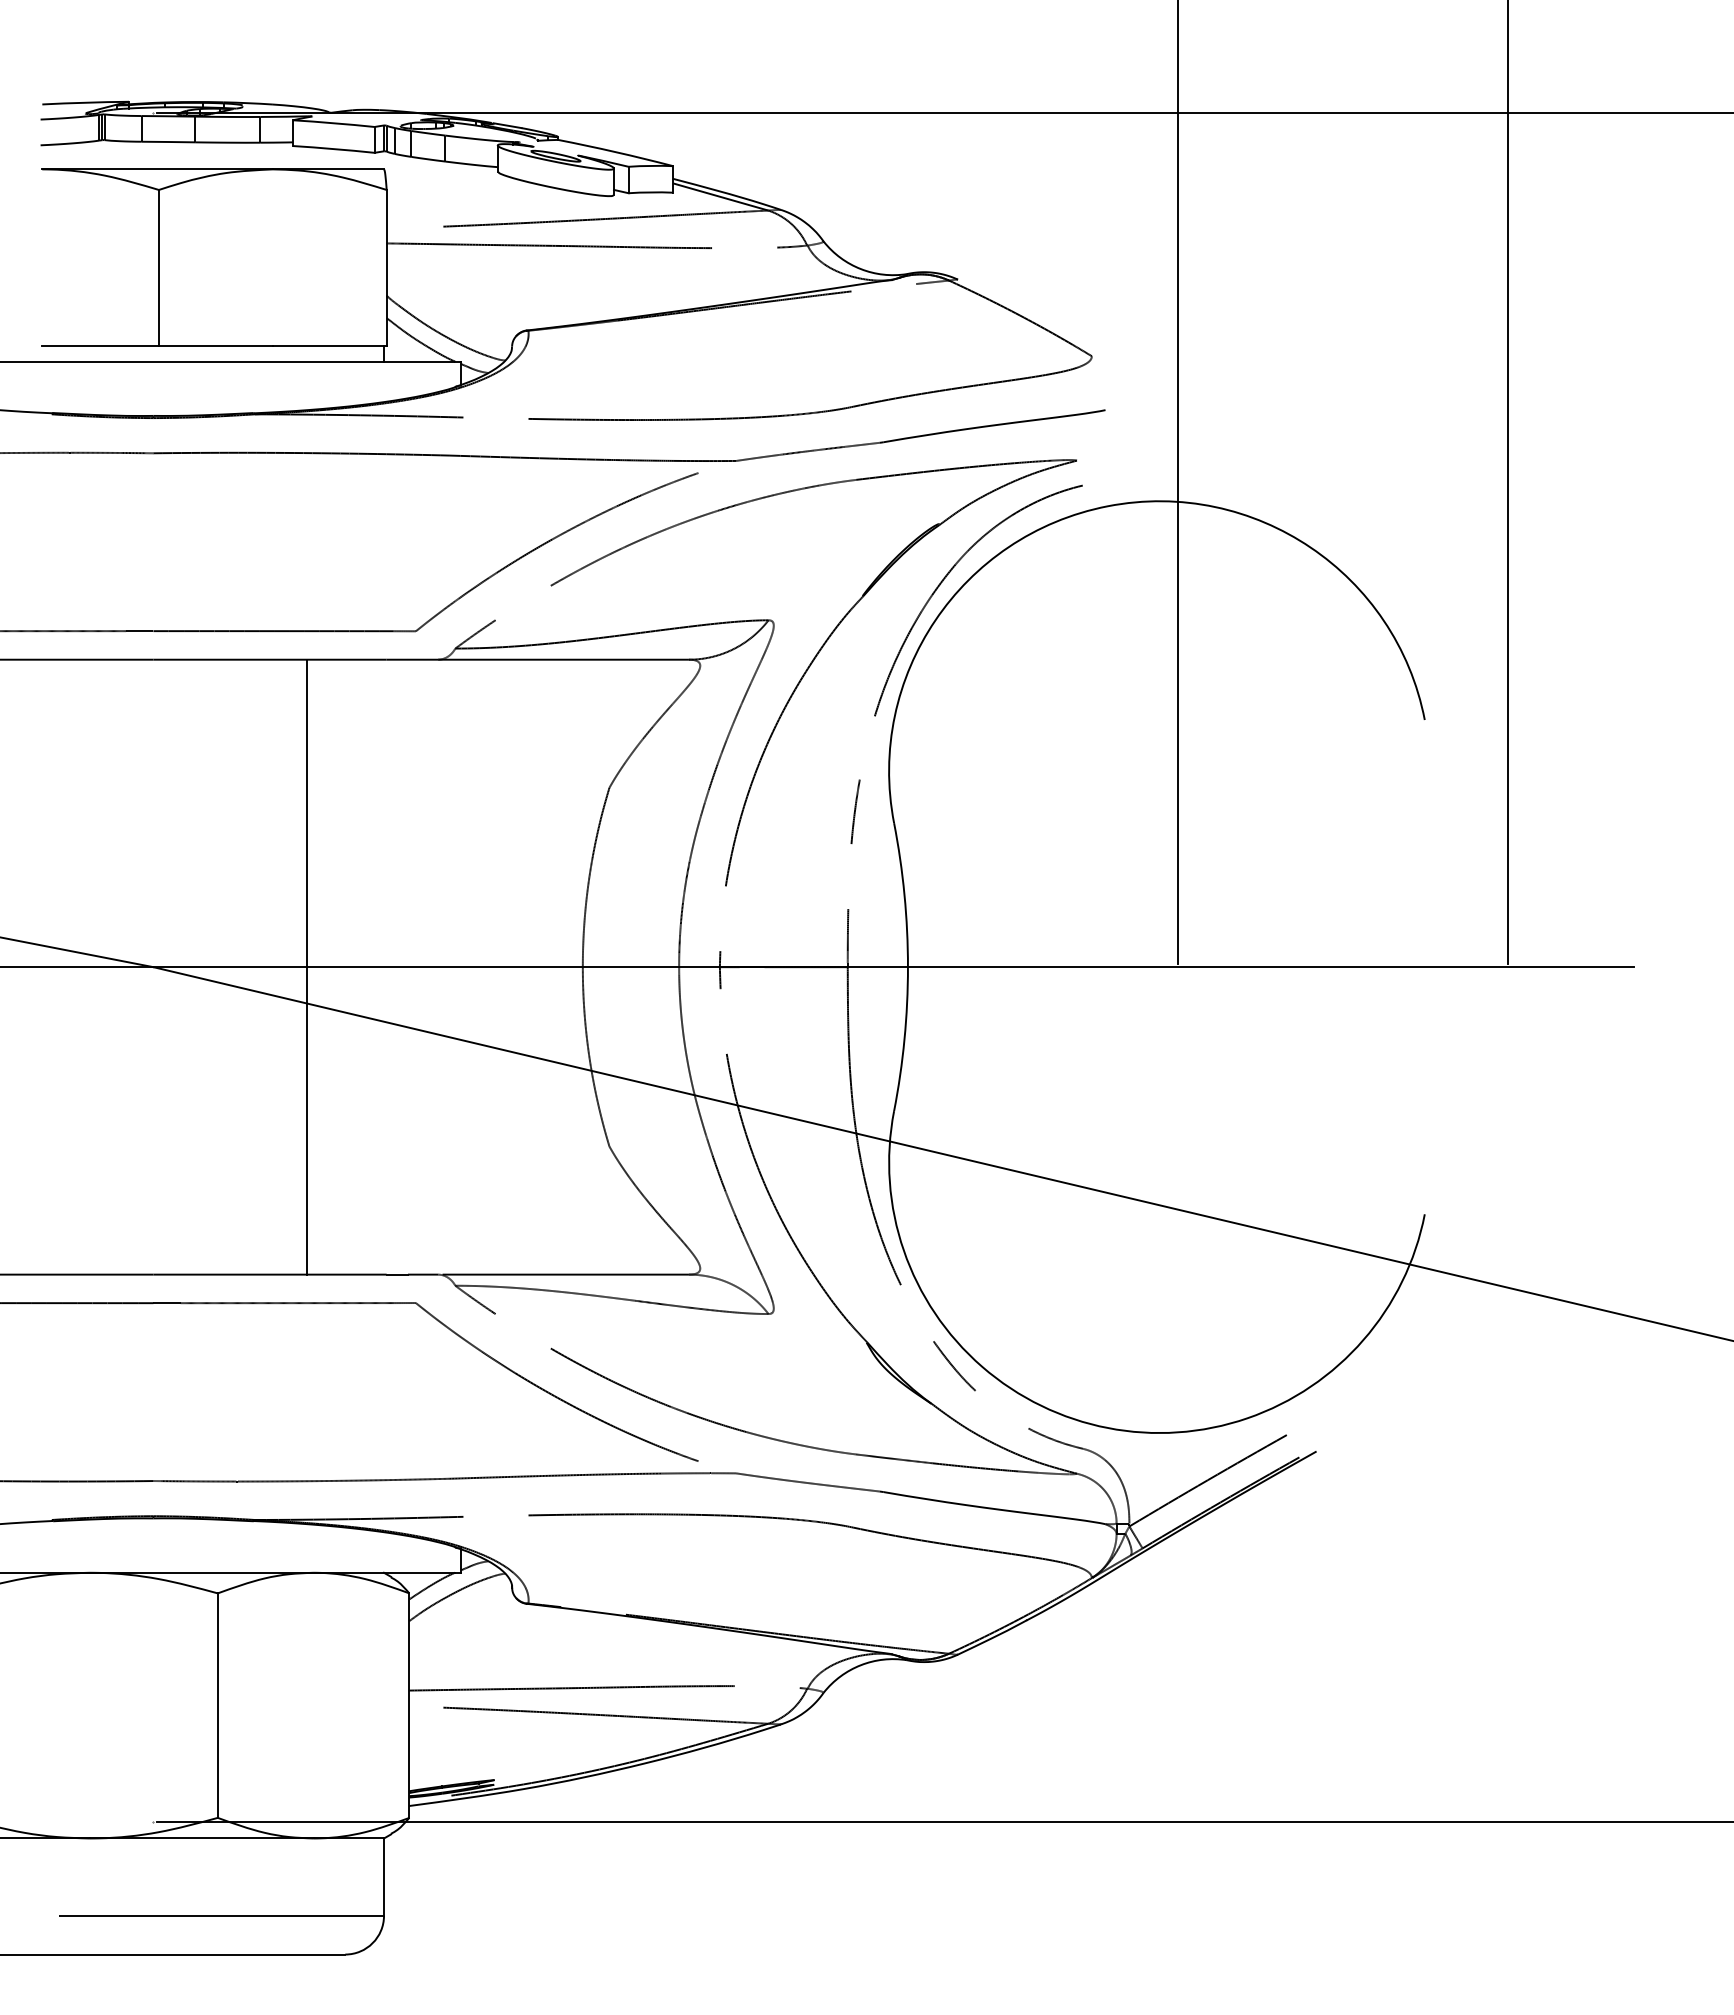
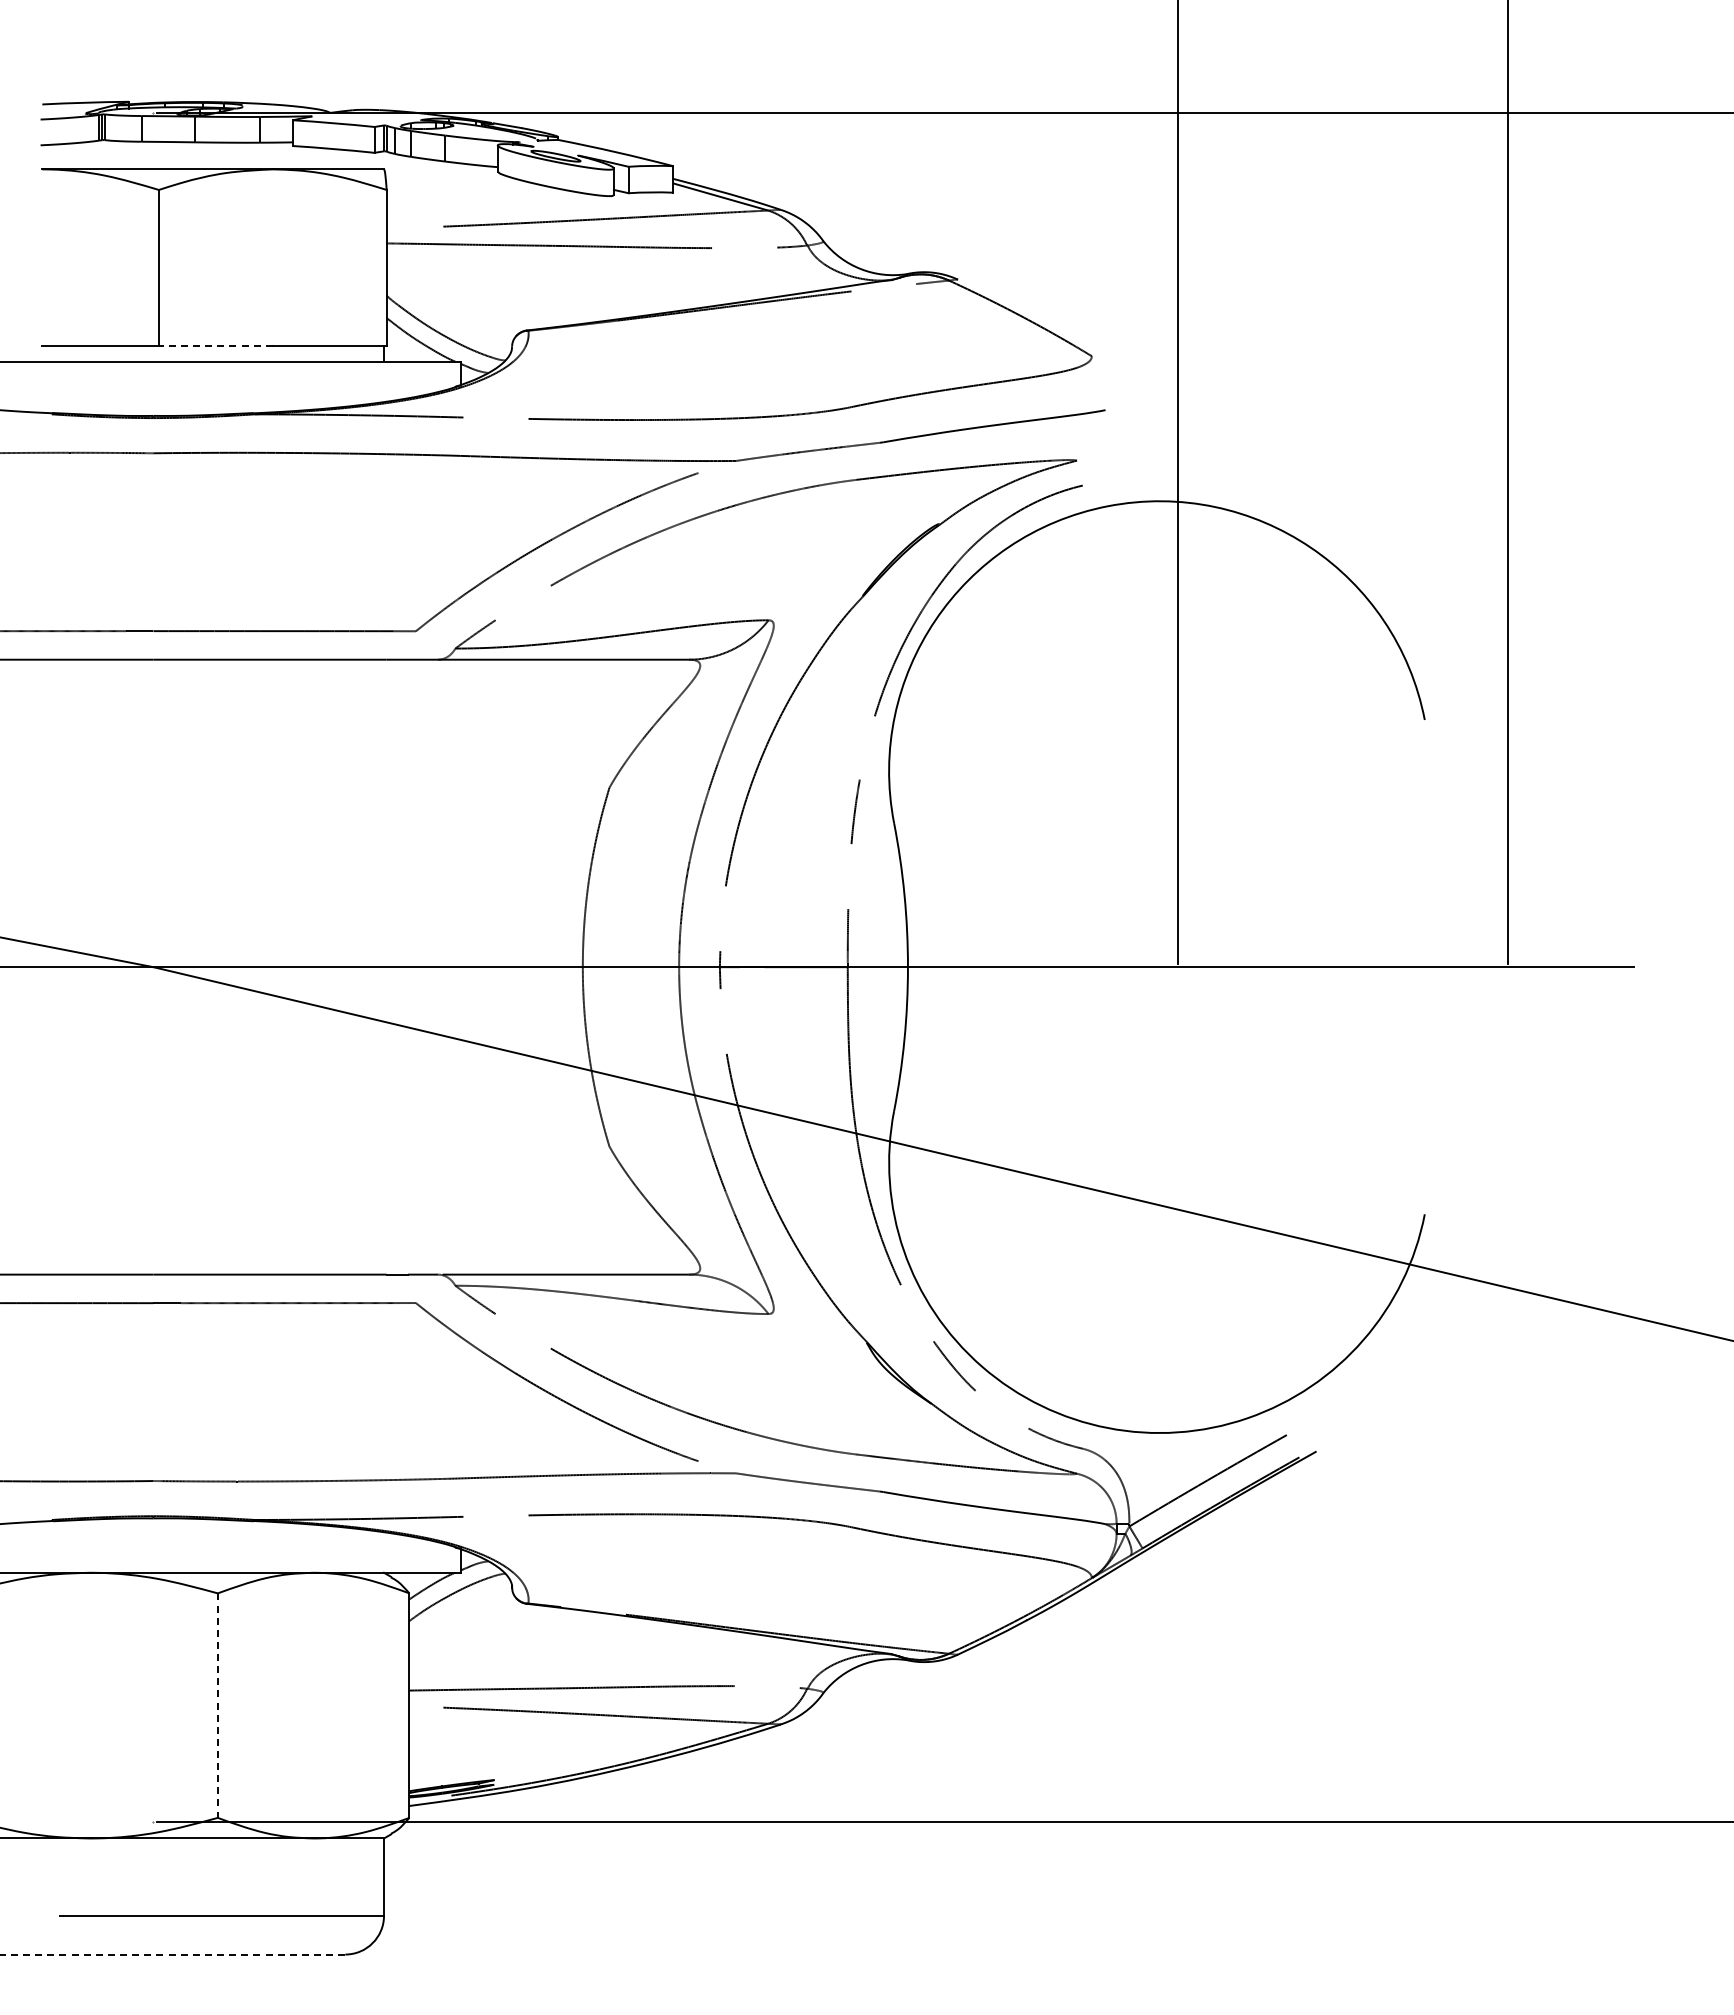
line: solid -> dashed (215, 346)
line: present -> none (307, 966)
line: solid -> dashed (217, 1706)
line: solid -> dashed (172, 1954)
